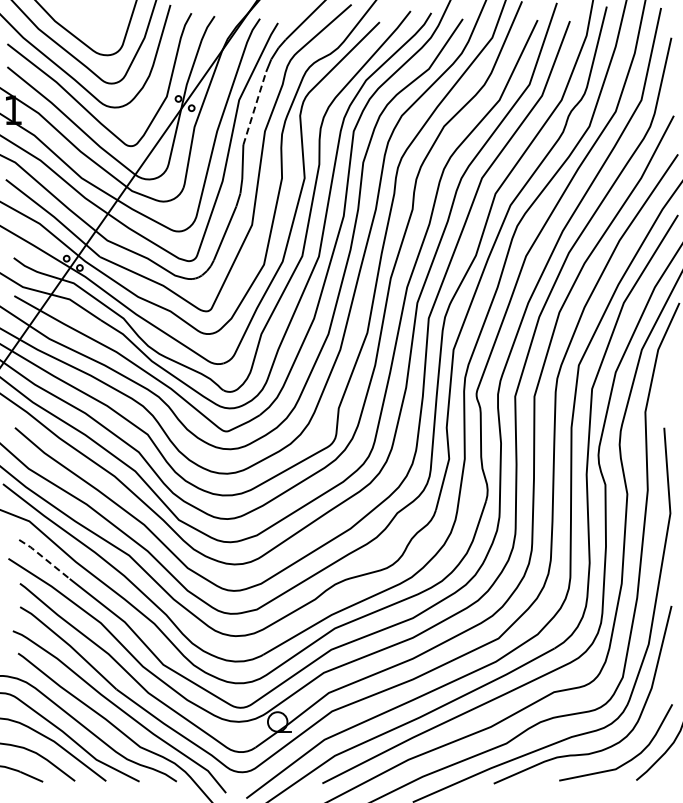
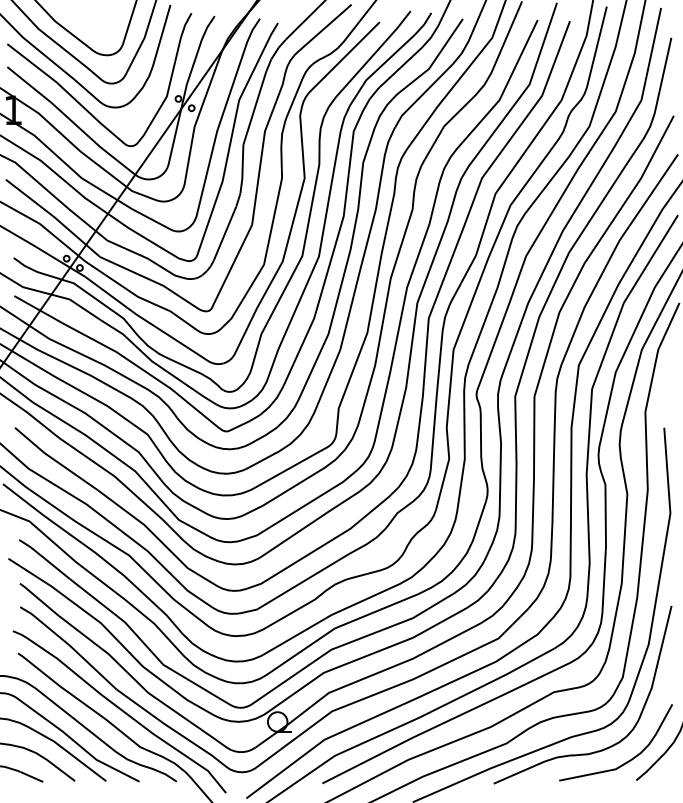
line: dashed -> solid (254, 107)
line: dashed -> solid (44, 558)
